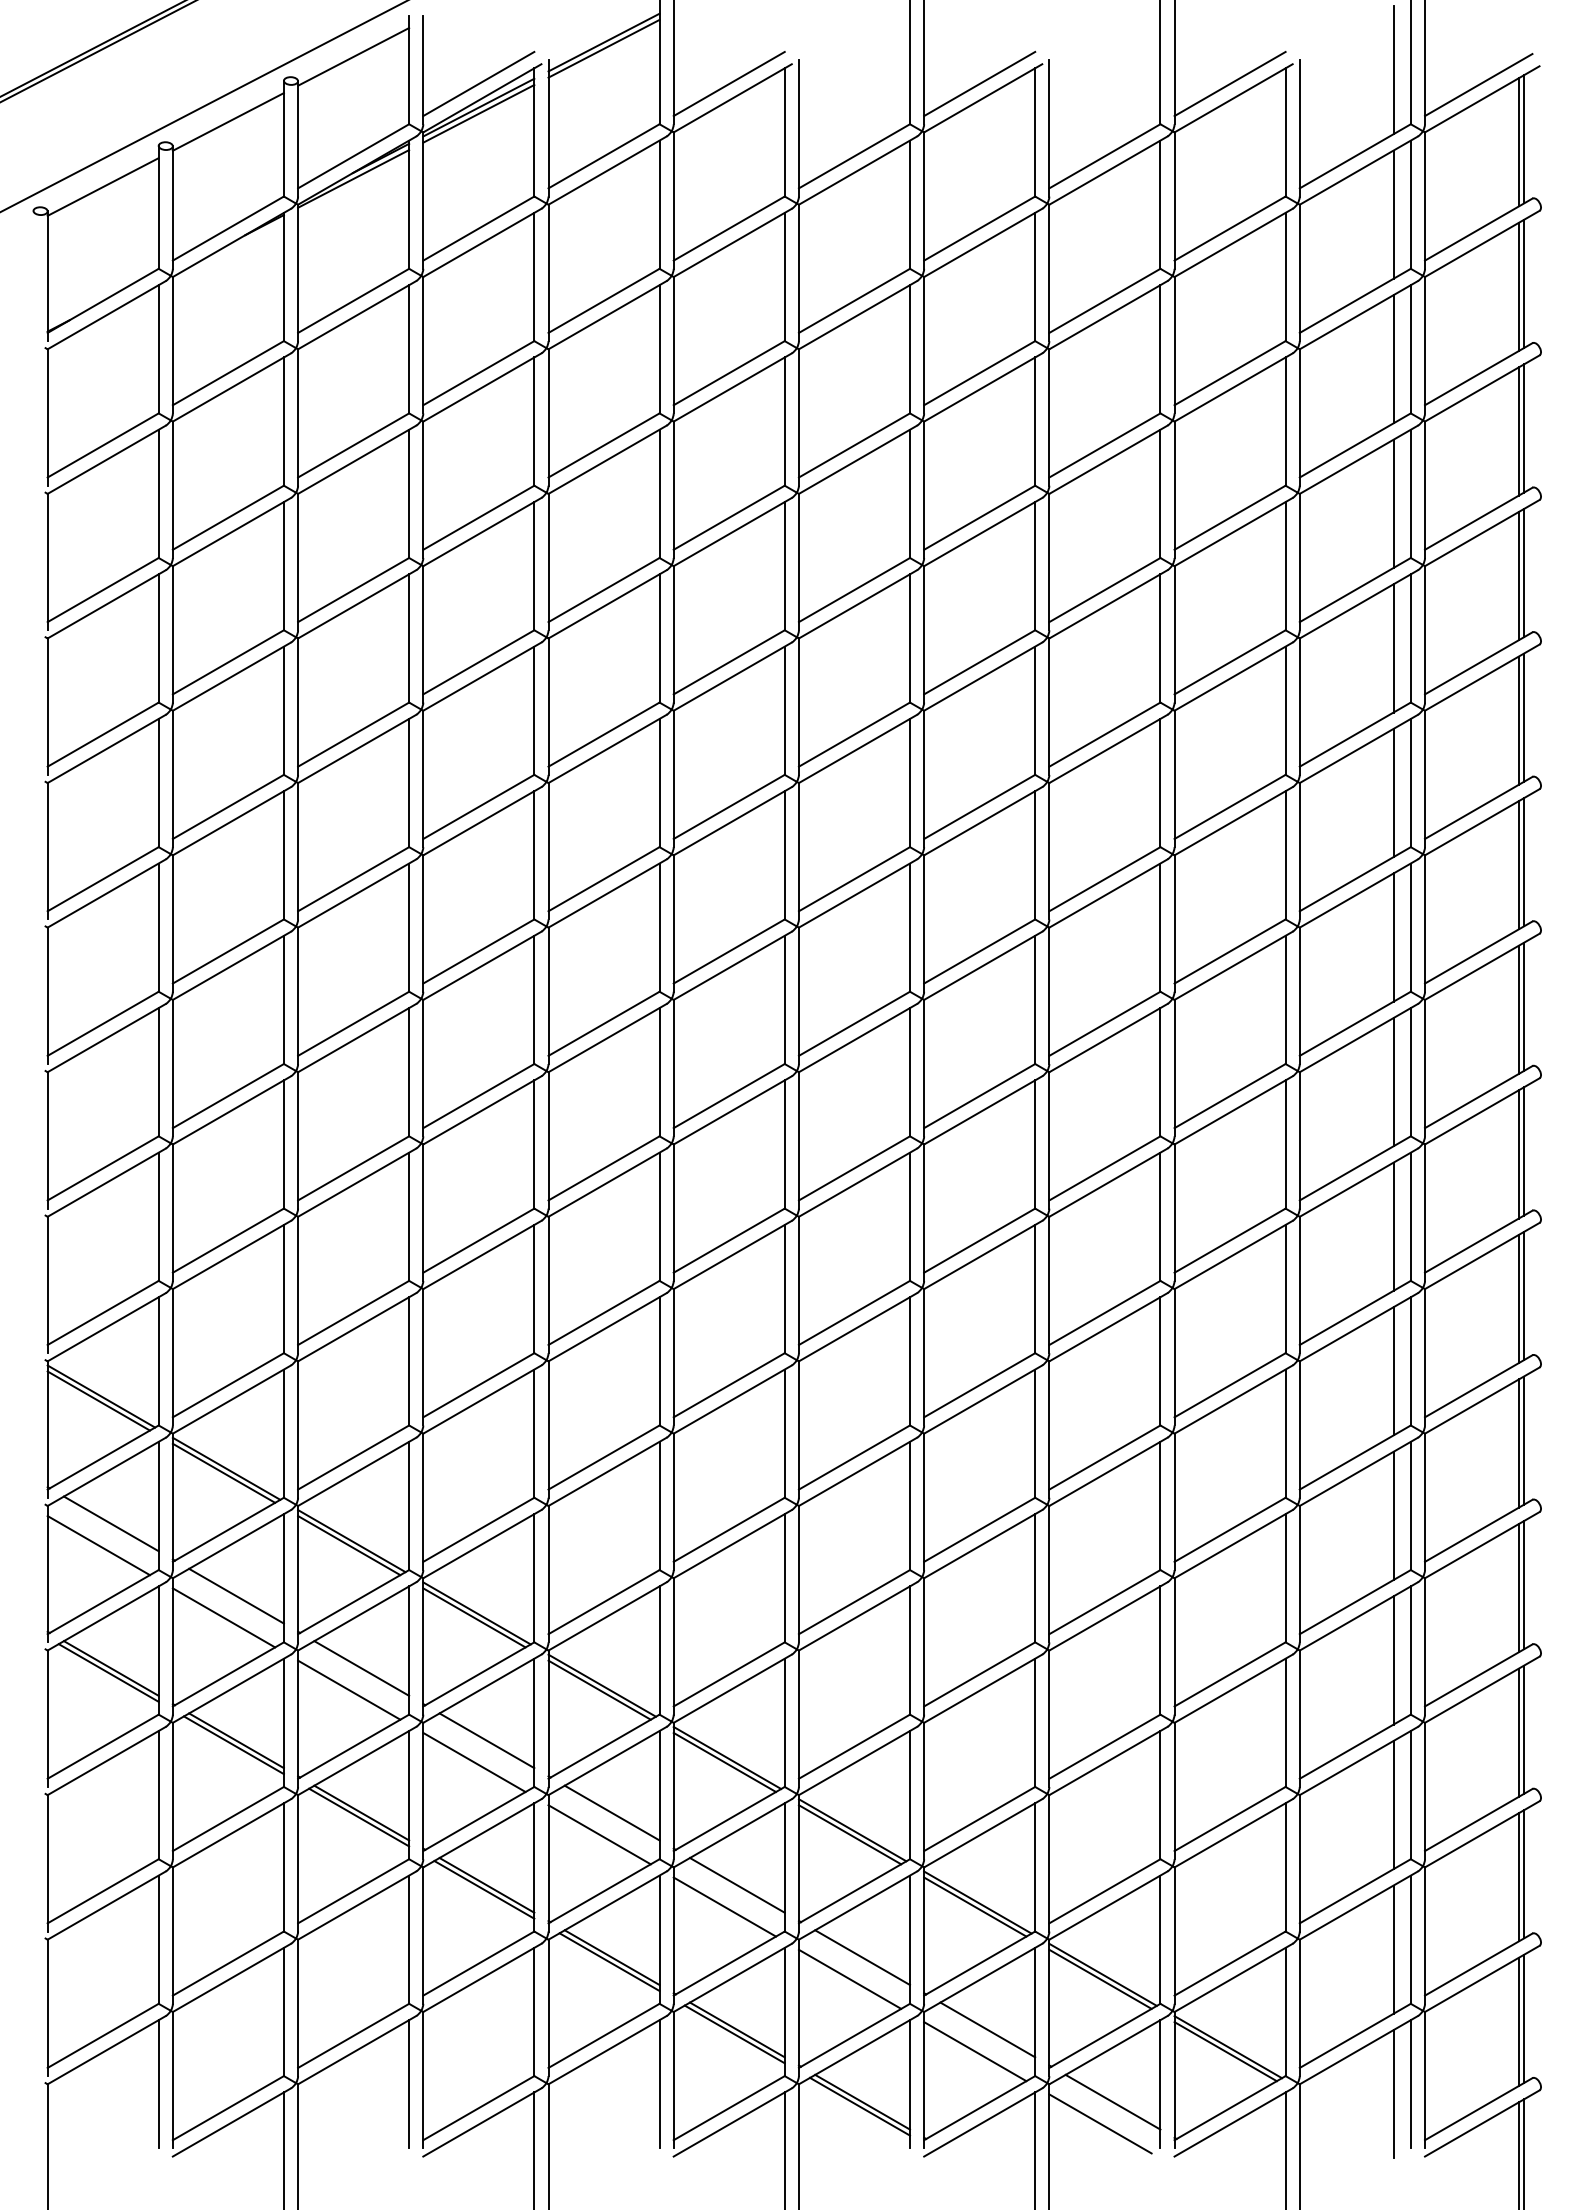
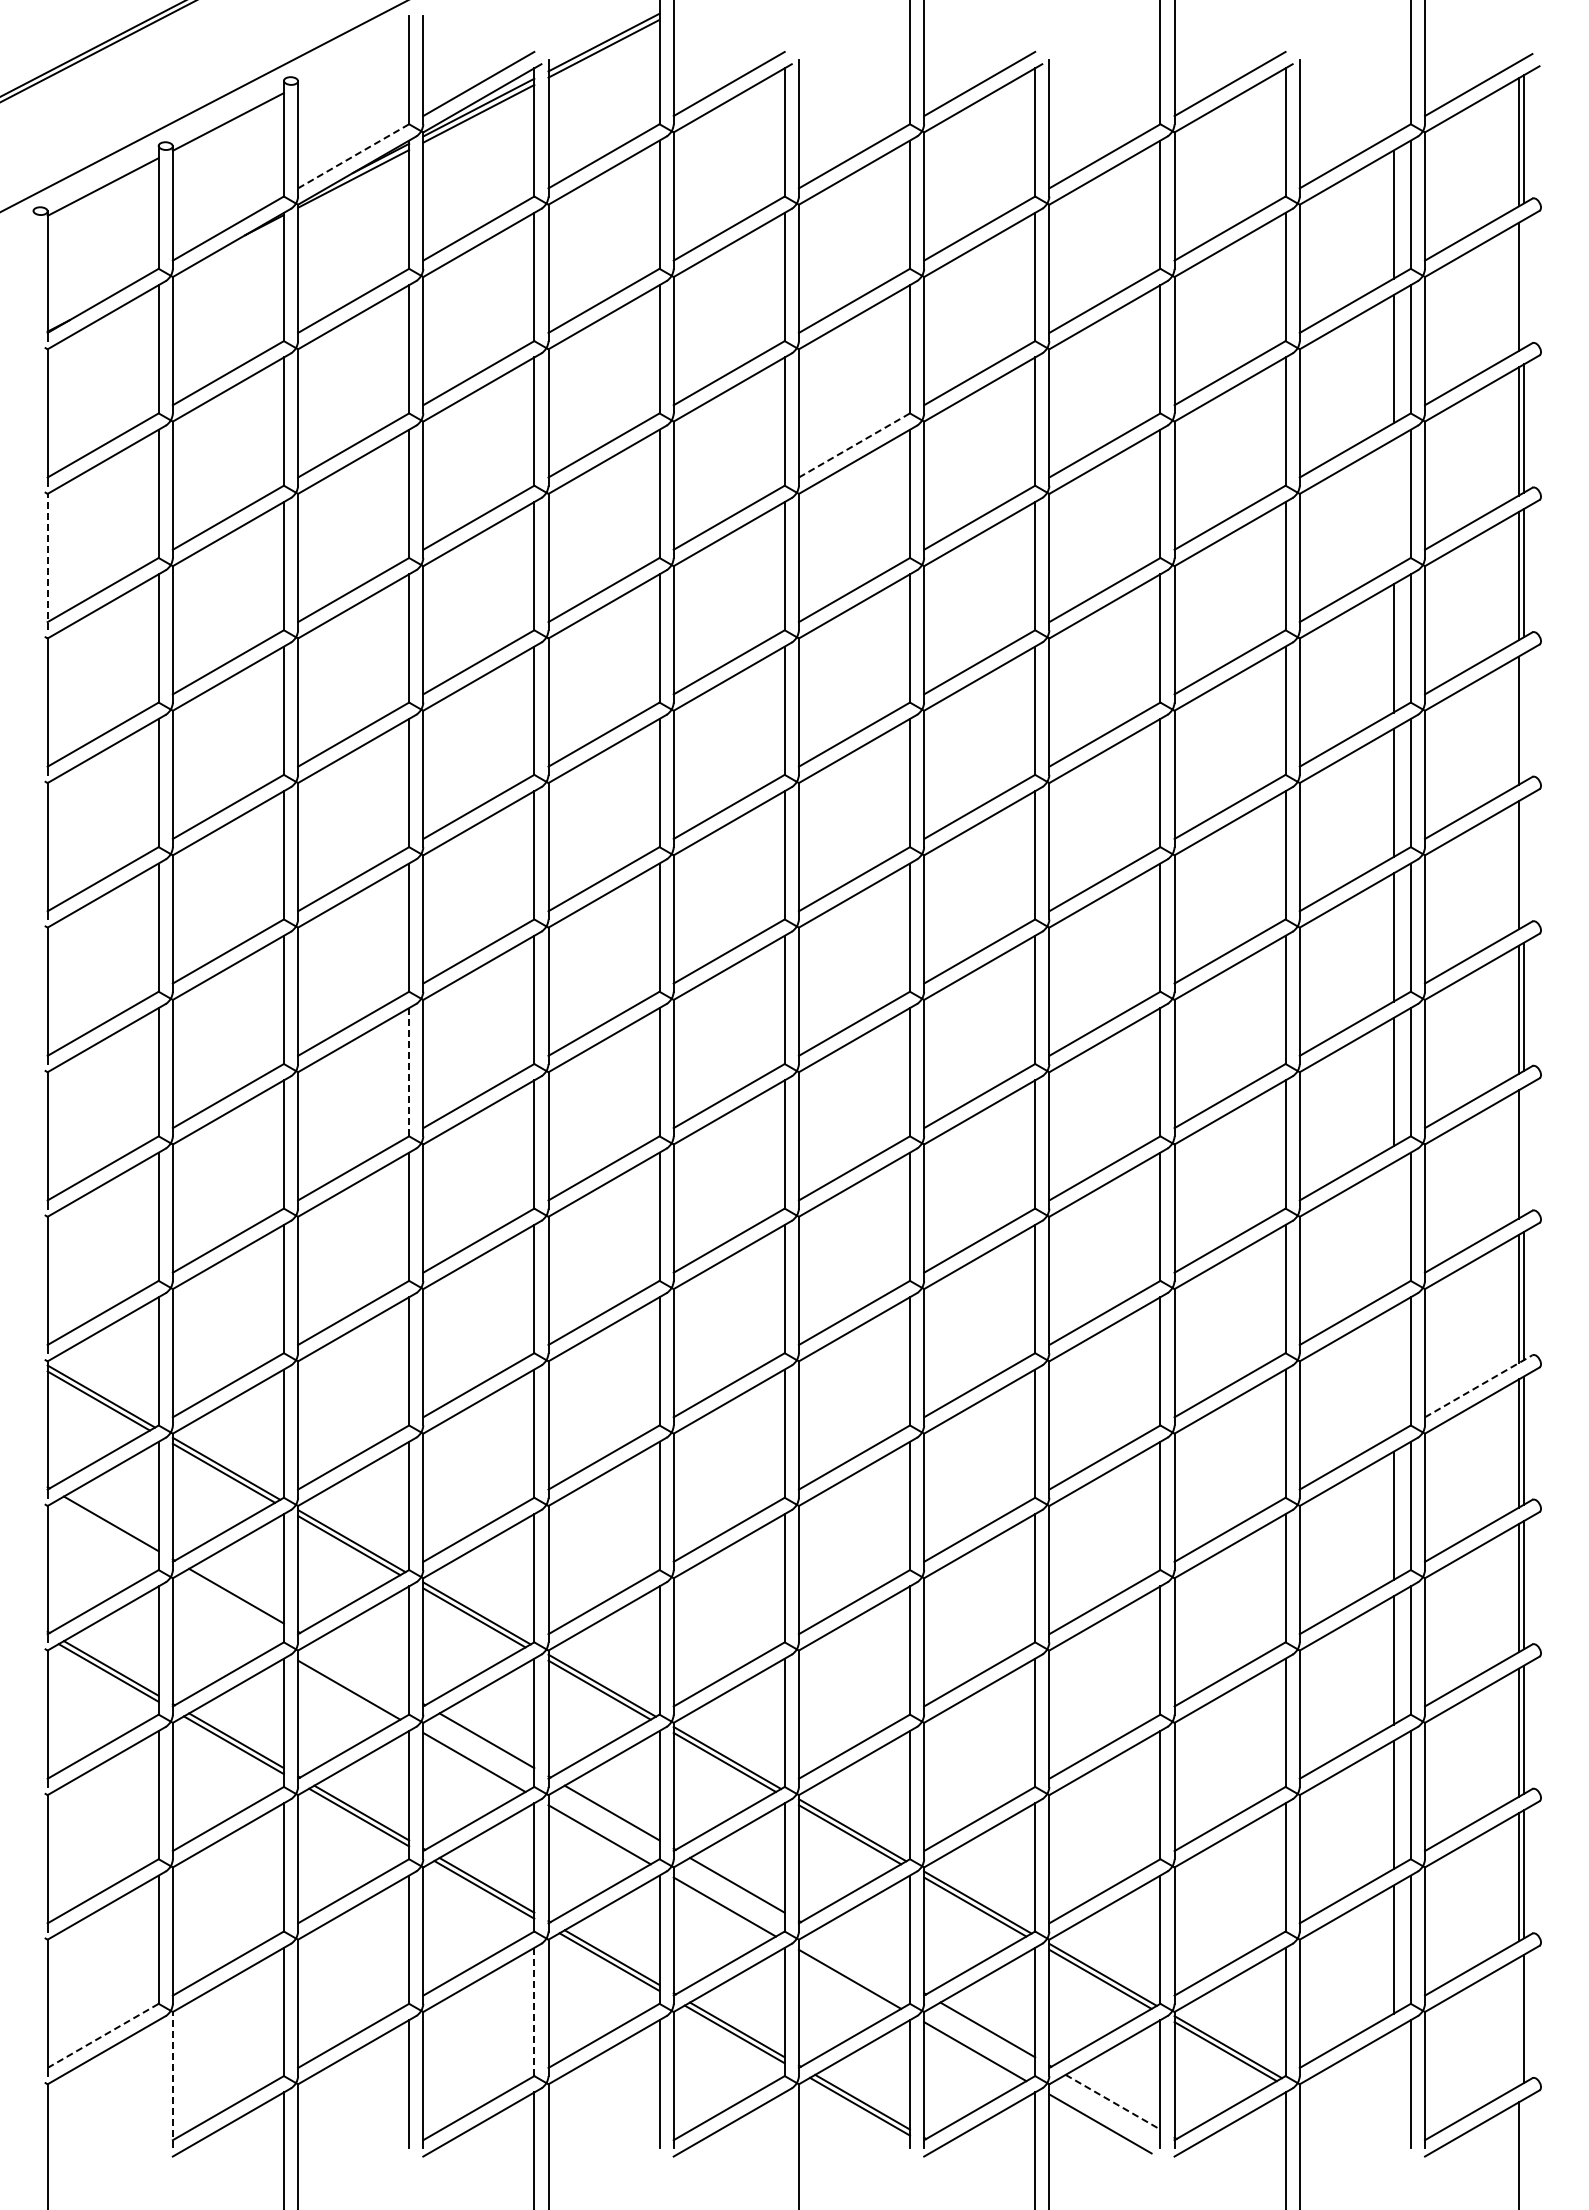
line: present -> none (353, 56)
line: present -> none (1393, 69)
line: solid -> dashed (354, 156)
line: present -> none (1524, 283)
line: solid -> dashed (854, 445)
line: present -> none (1393, 503)
line: solid -> dashed (47, 561)
line: present -> none (1524, 717)
line: present -> none (1524, 862)
line: solid -> dashed (409, 1071)
line: present -> none (1524, 1151)
line: present -> none (1393, 1226)
line: present -> none (1393, 1371)
line: solid -> dashed (1479, 1386)
line: present -> none (98, 1545)
line: present -> none (223, 1617)
line: present -> none (361, 1668)
line: present -> none (862, 1957)
line: solid -> dashed (534, 2011)
line: present -> none (1518, 2021)
line: solid -> dashed (103, 2035)
line: solid -> dashed (172, 2079)
line: present -> none (158, 2084)
line: present -> none (1393, 2094)
line: solid -> dashed (1113, 2102)
line: present -> none (784, 2149)
line: present -> none (1524, 2152)
